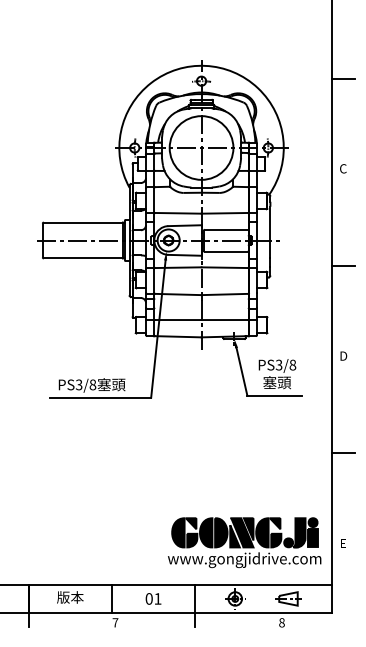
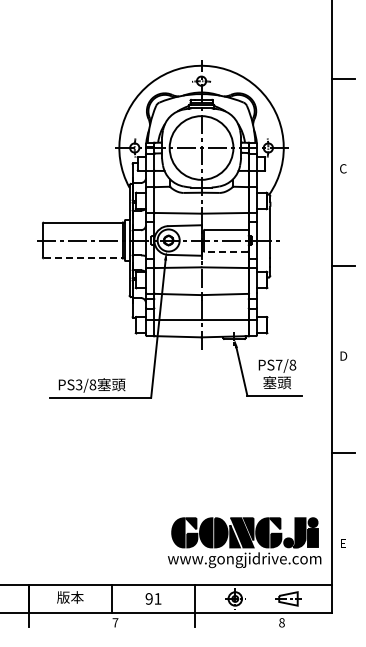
line: solid -> dashed (226, 251)
line: solid -> dashed (83, 258)
text: PS3/8 -> PS7/8 (278, 364)
text: 01 -> 91 (148, 598)
